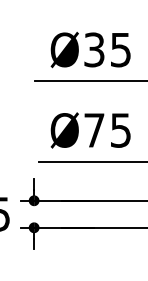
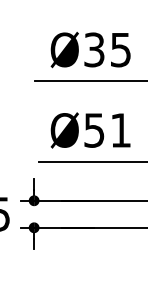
text: Ø75 -> Ø51 (107, 130)
